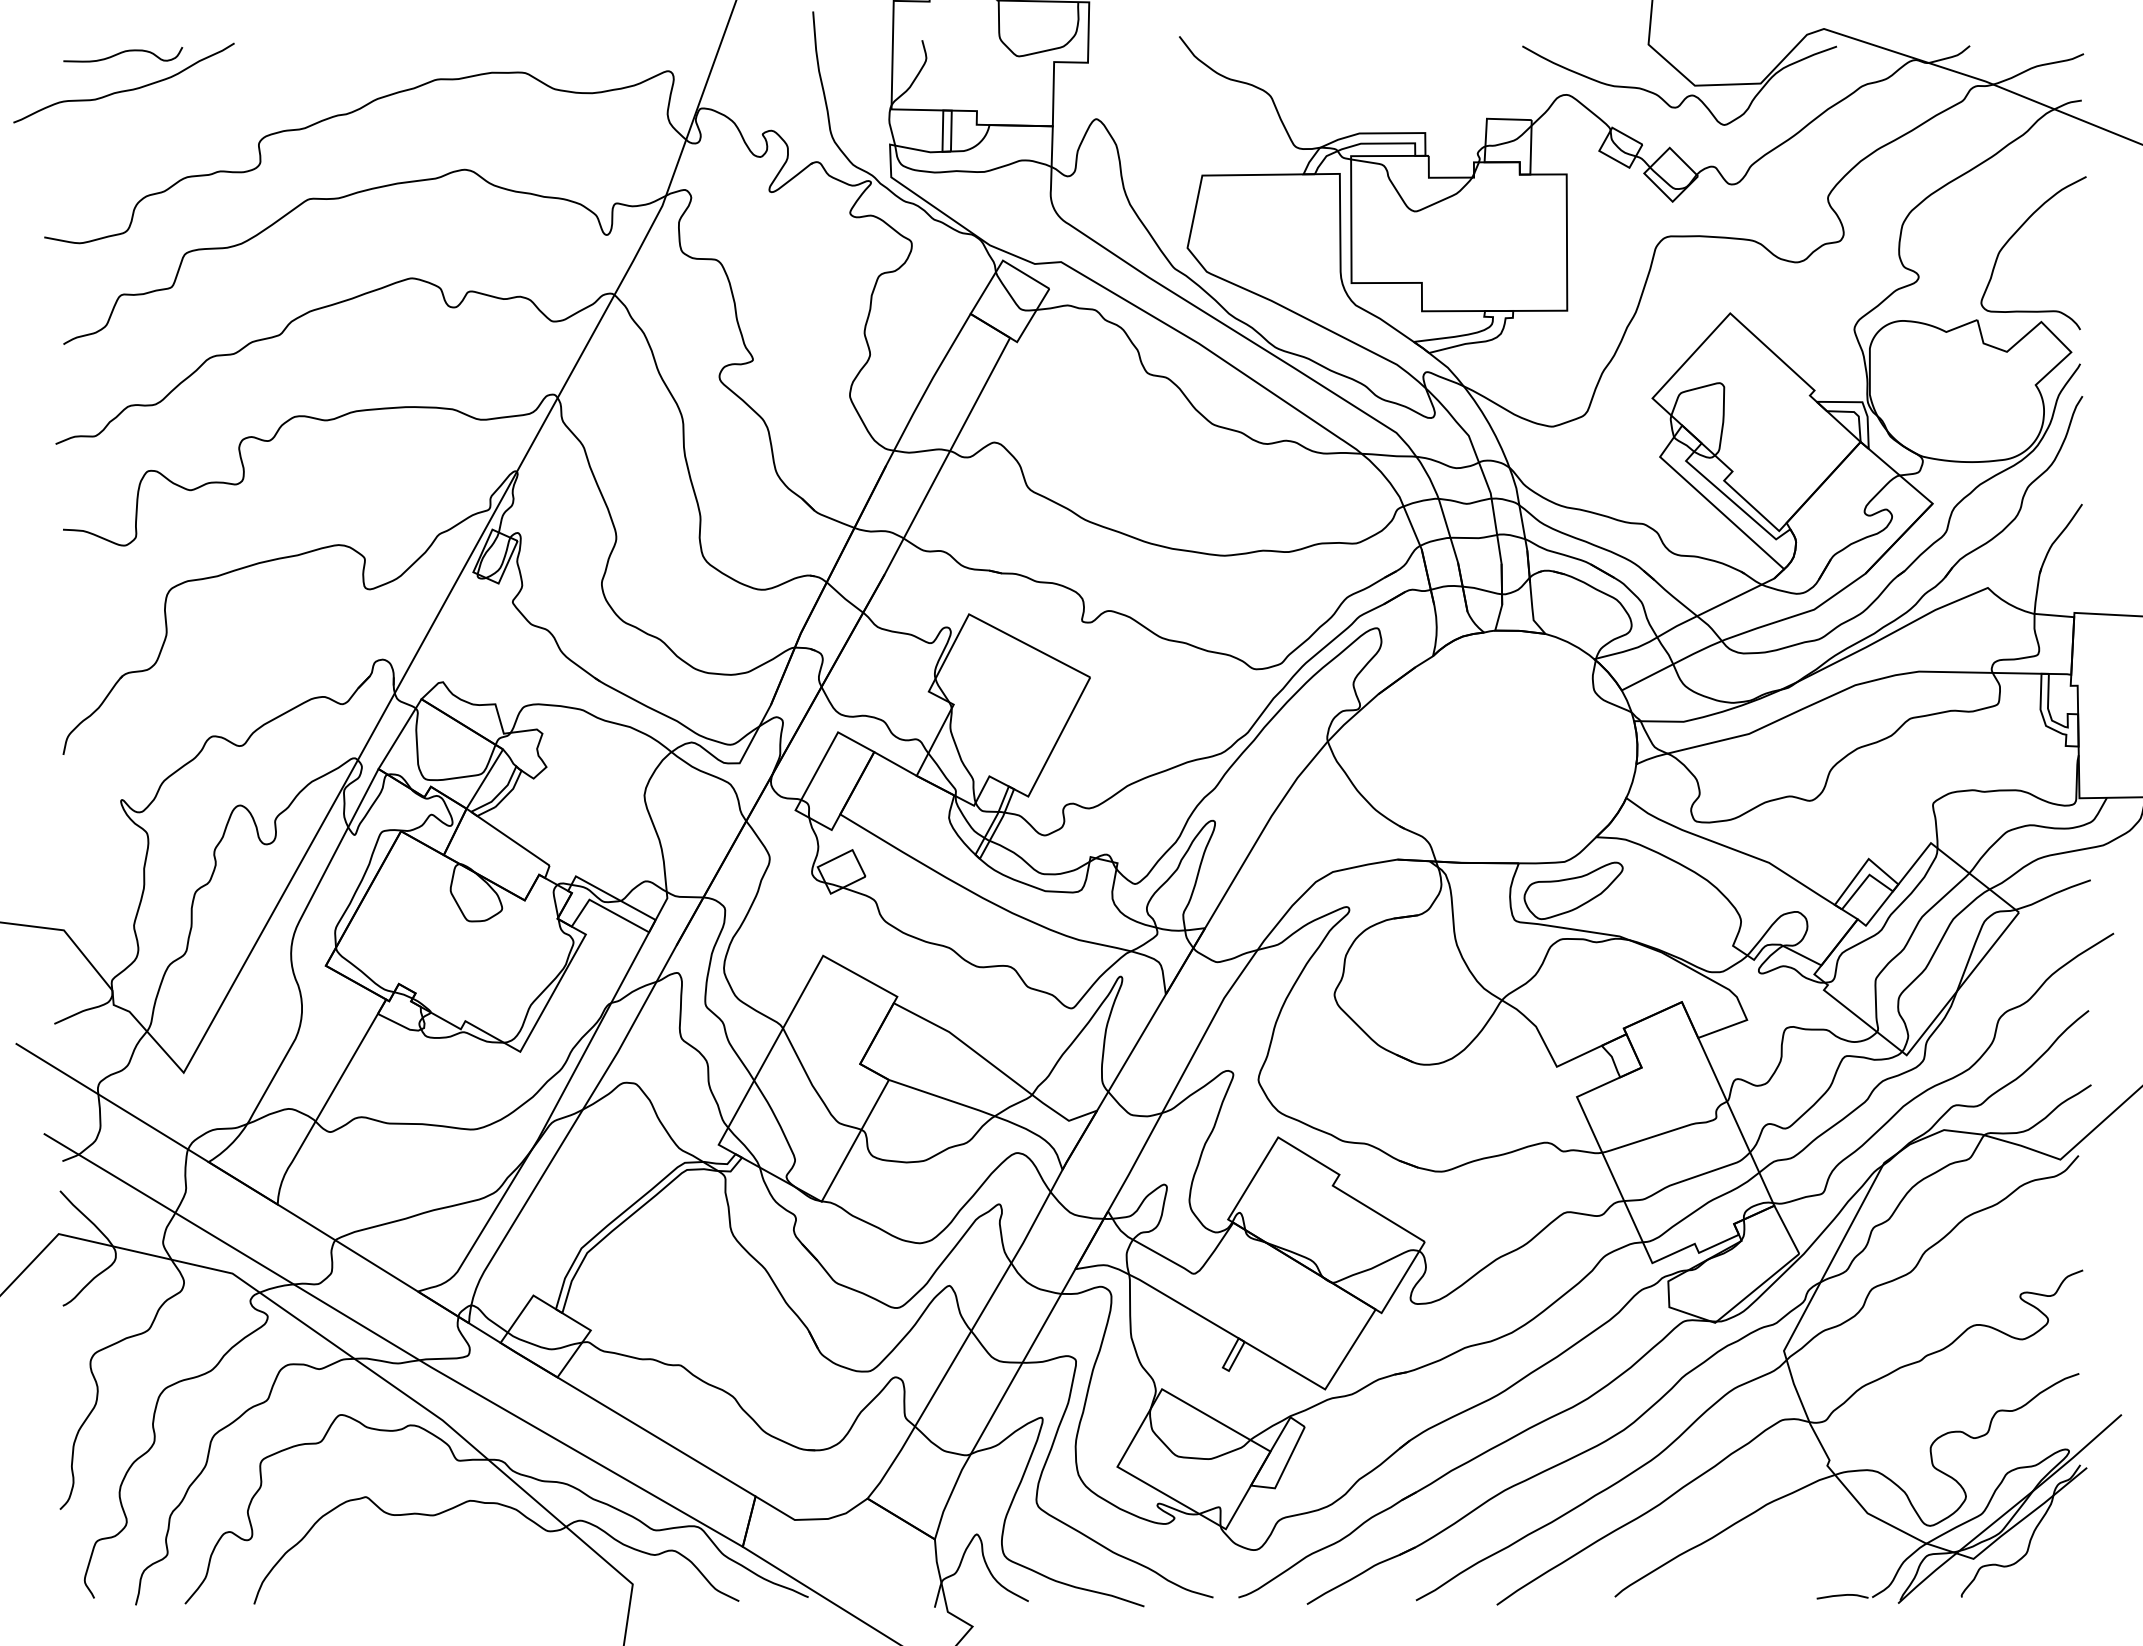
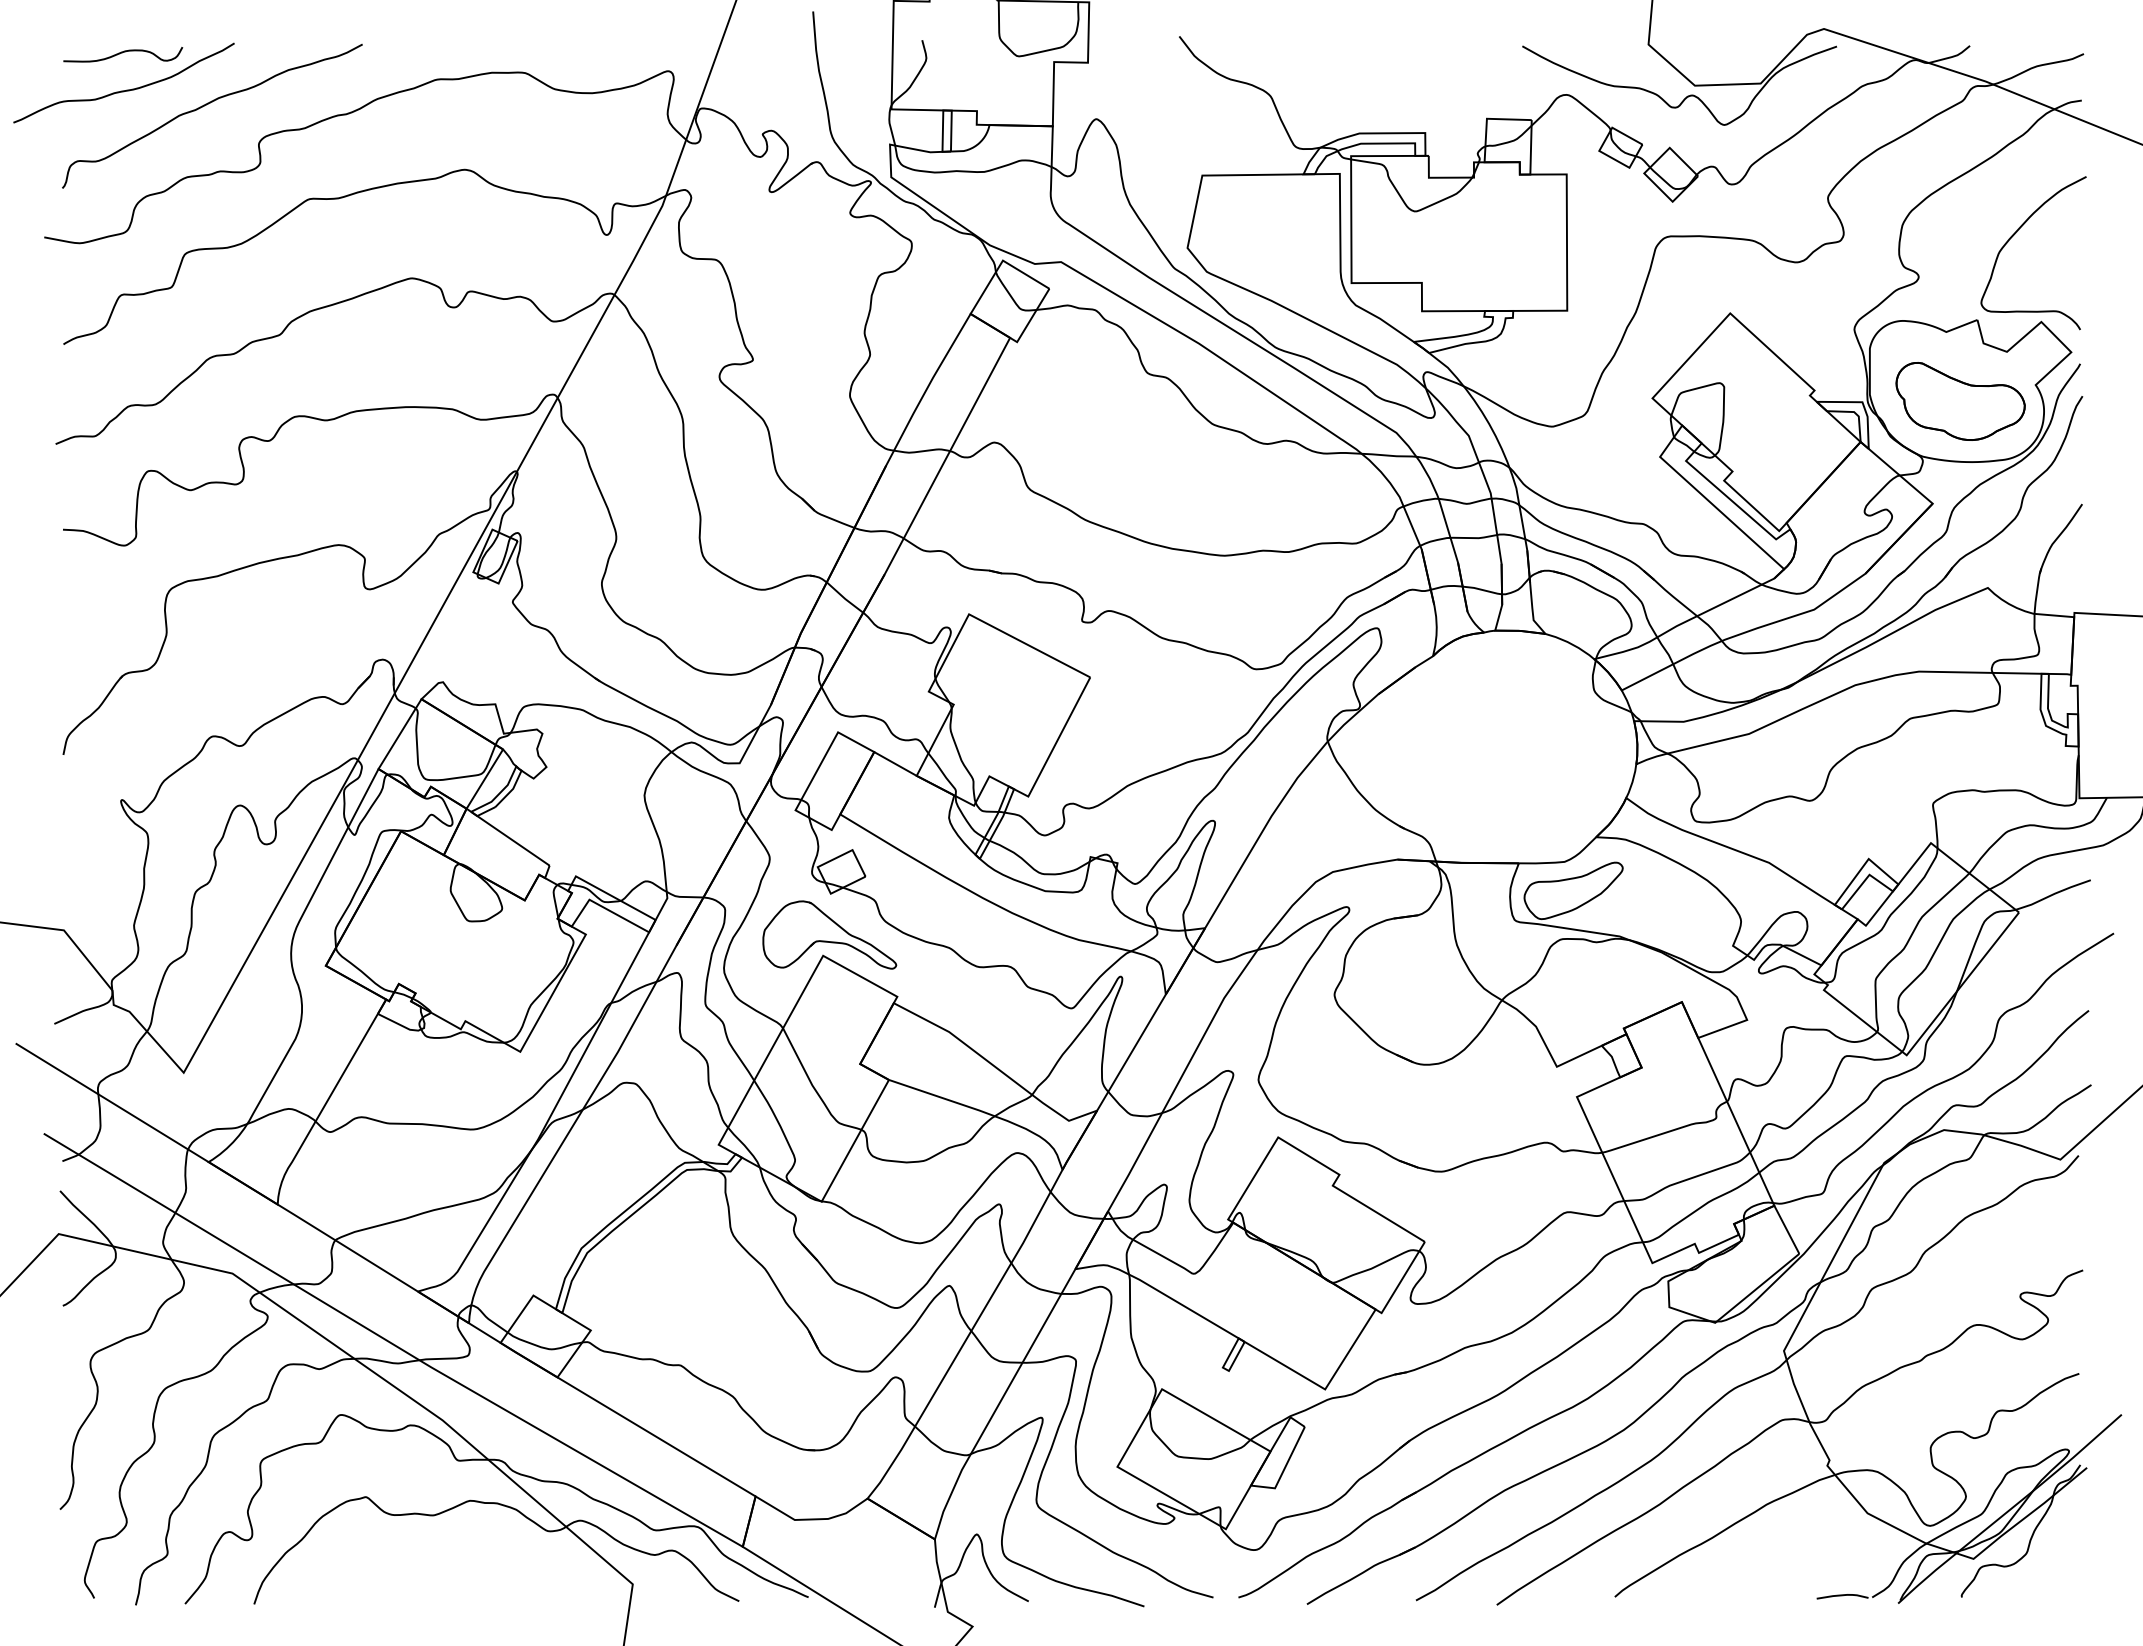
curve: none -> present (206, 105)
part: none -> present (1960, 401)
part: none -> present (829, 934)
